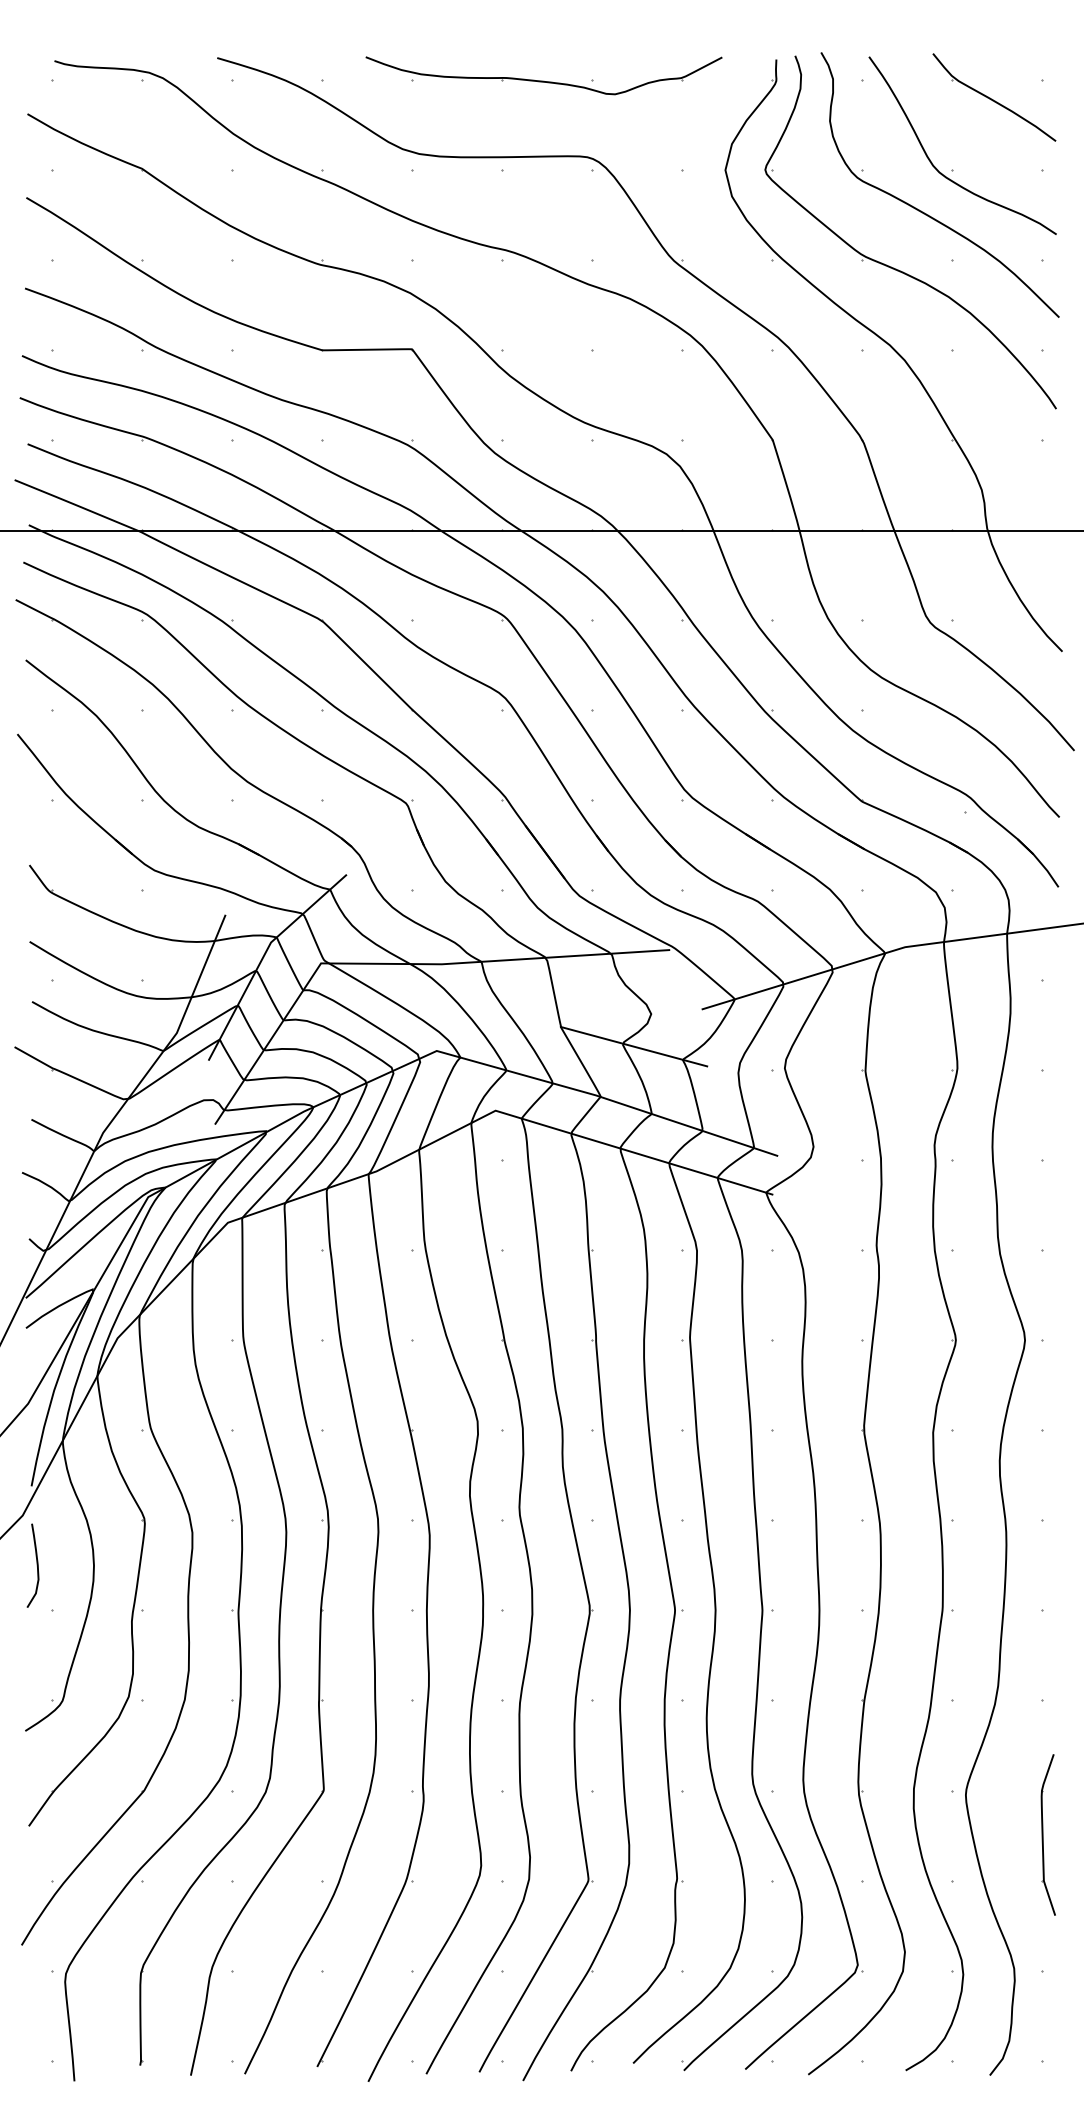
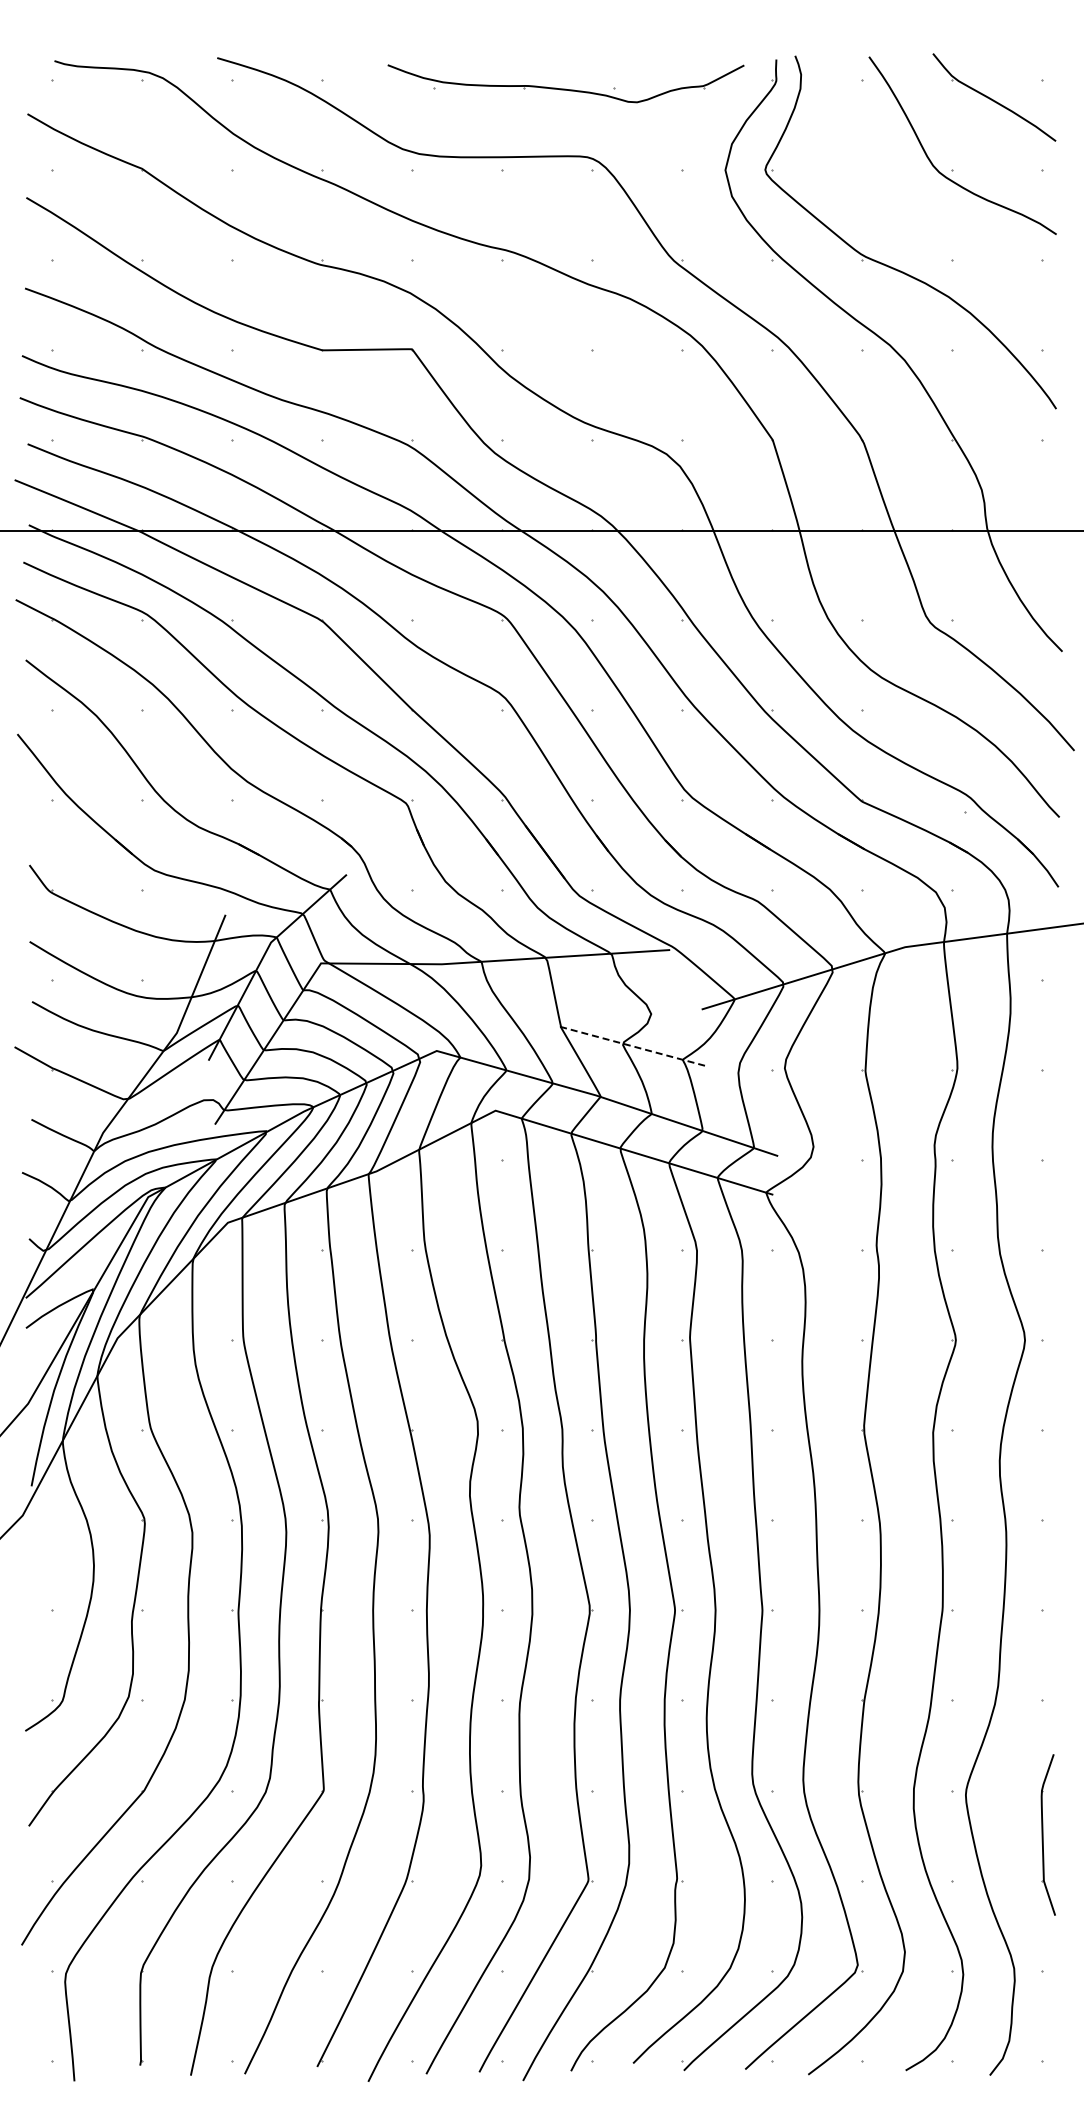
part position: (543, 75) -> (565, 83) (565, 83)
part: present -> none (921, 210)
line: solid -> dashed (634, 1046)
curve: present -> none (36, 1565)
